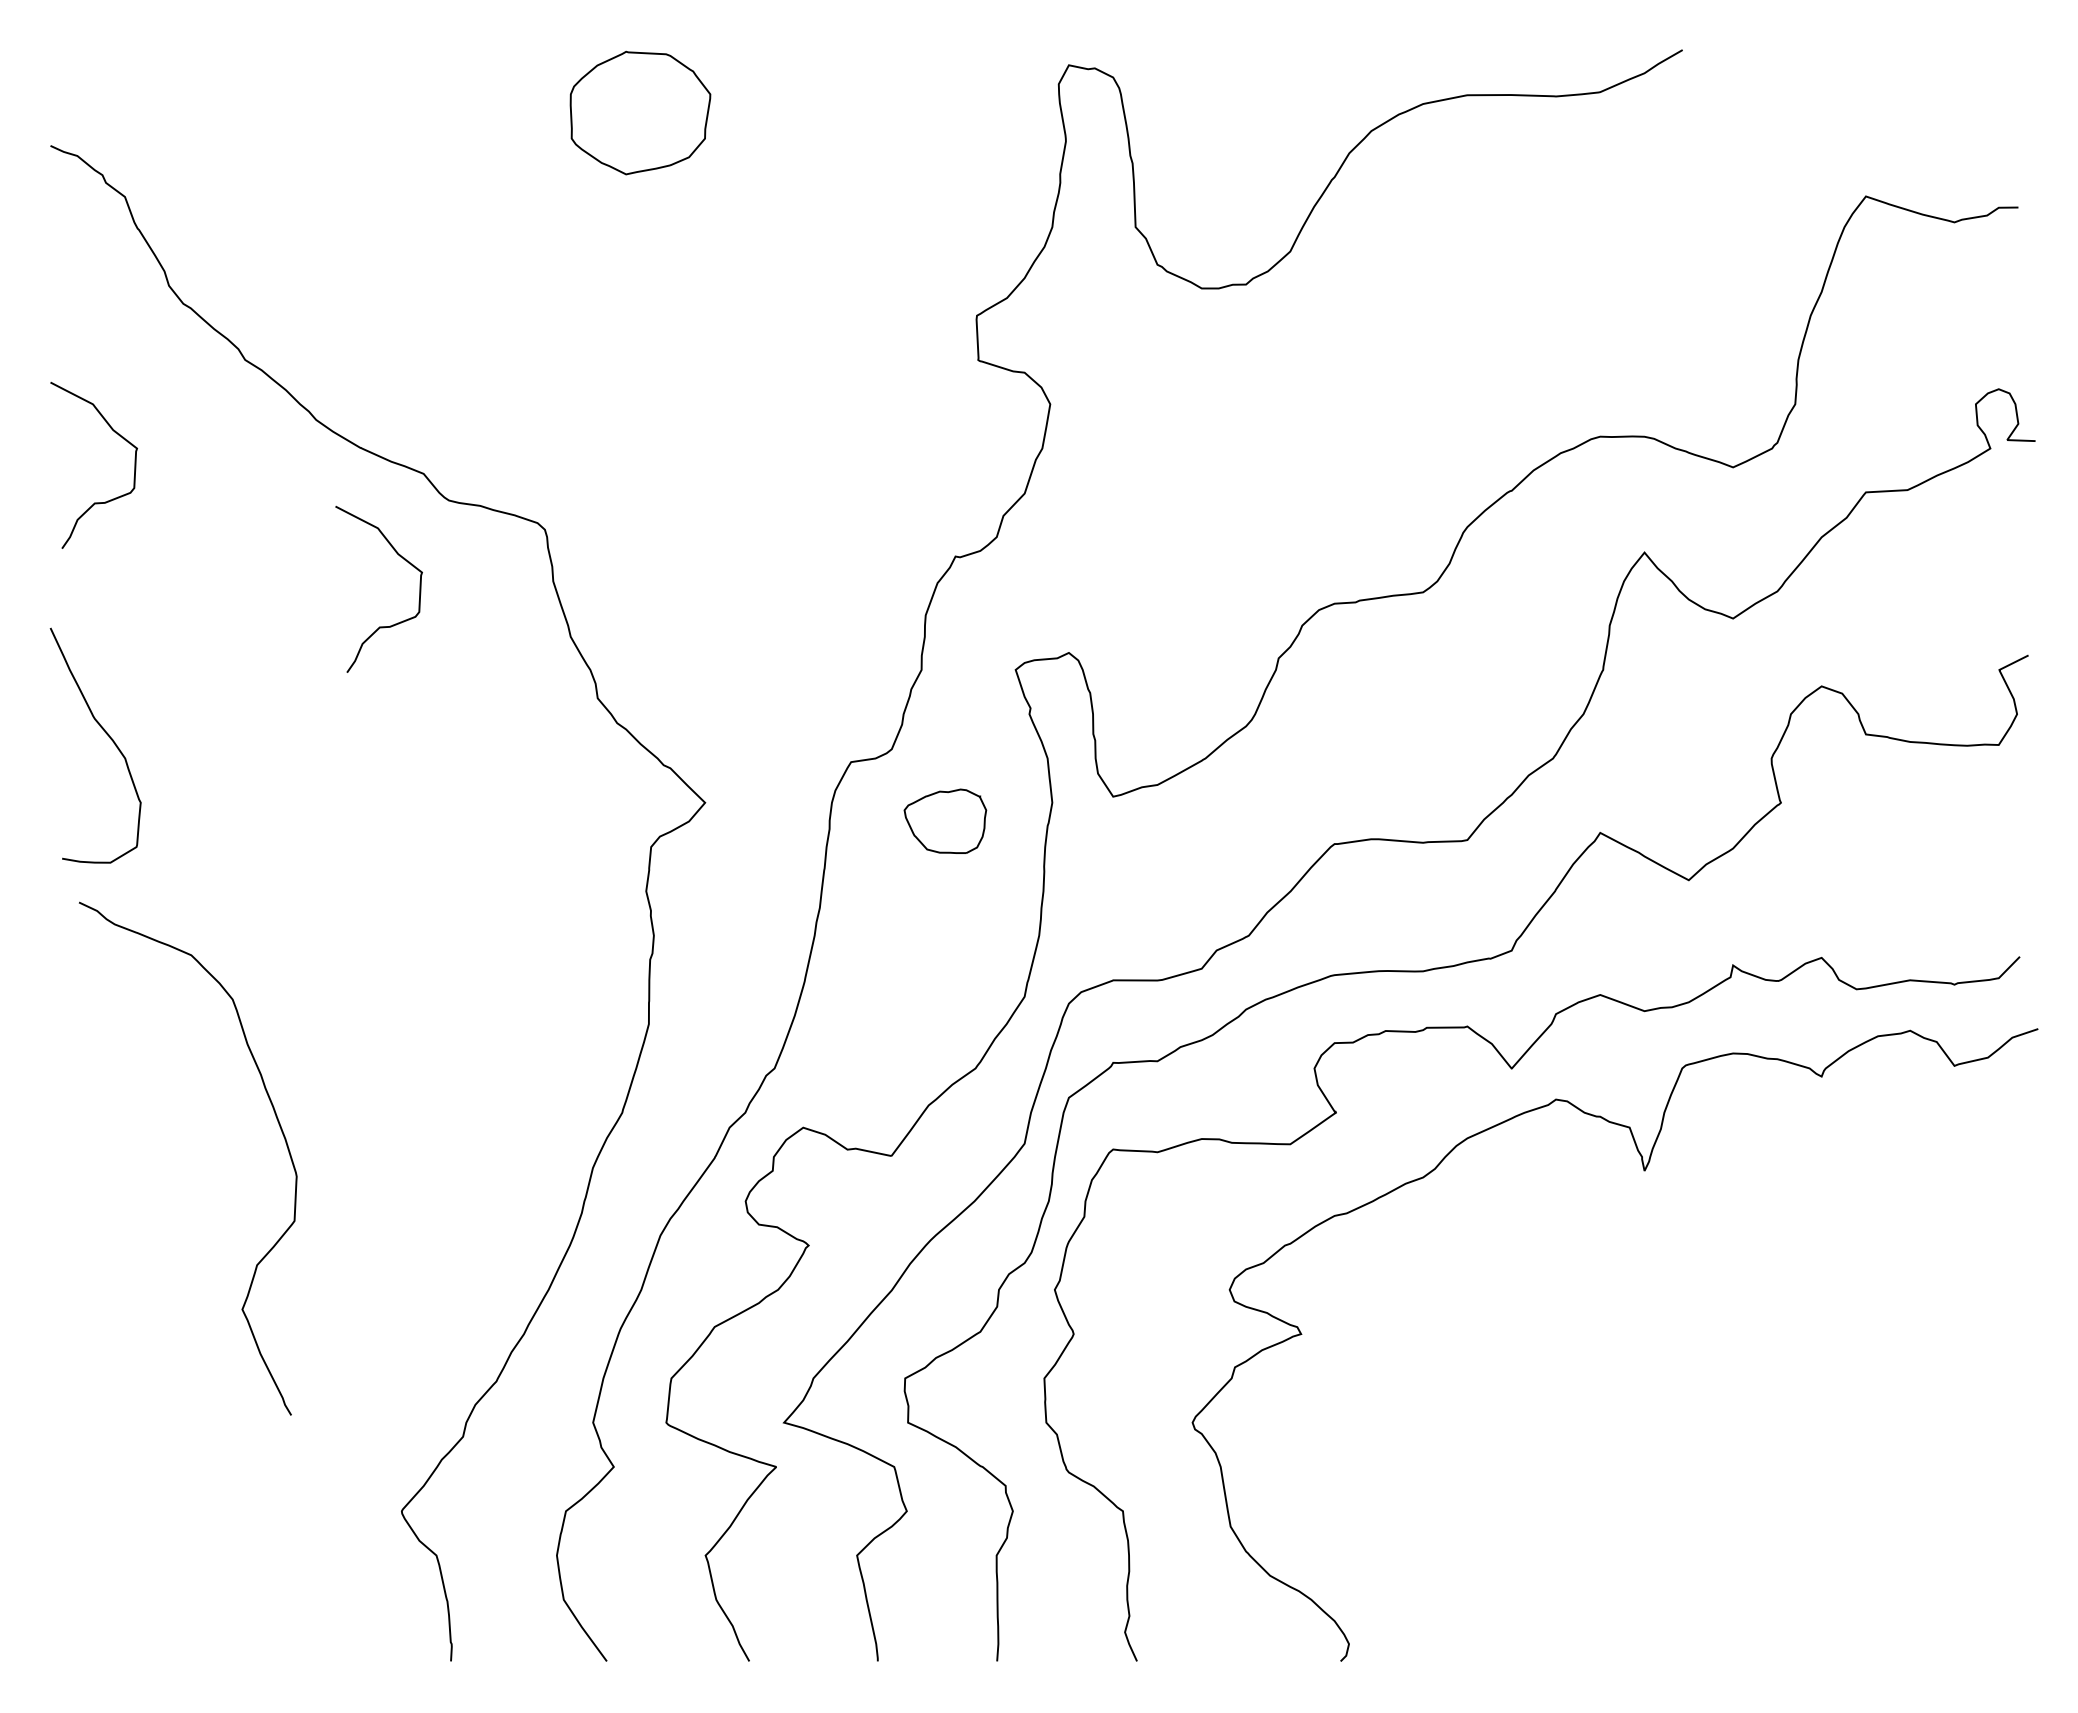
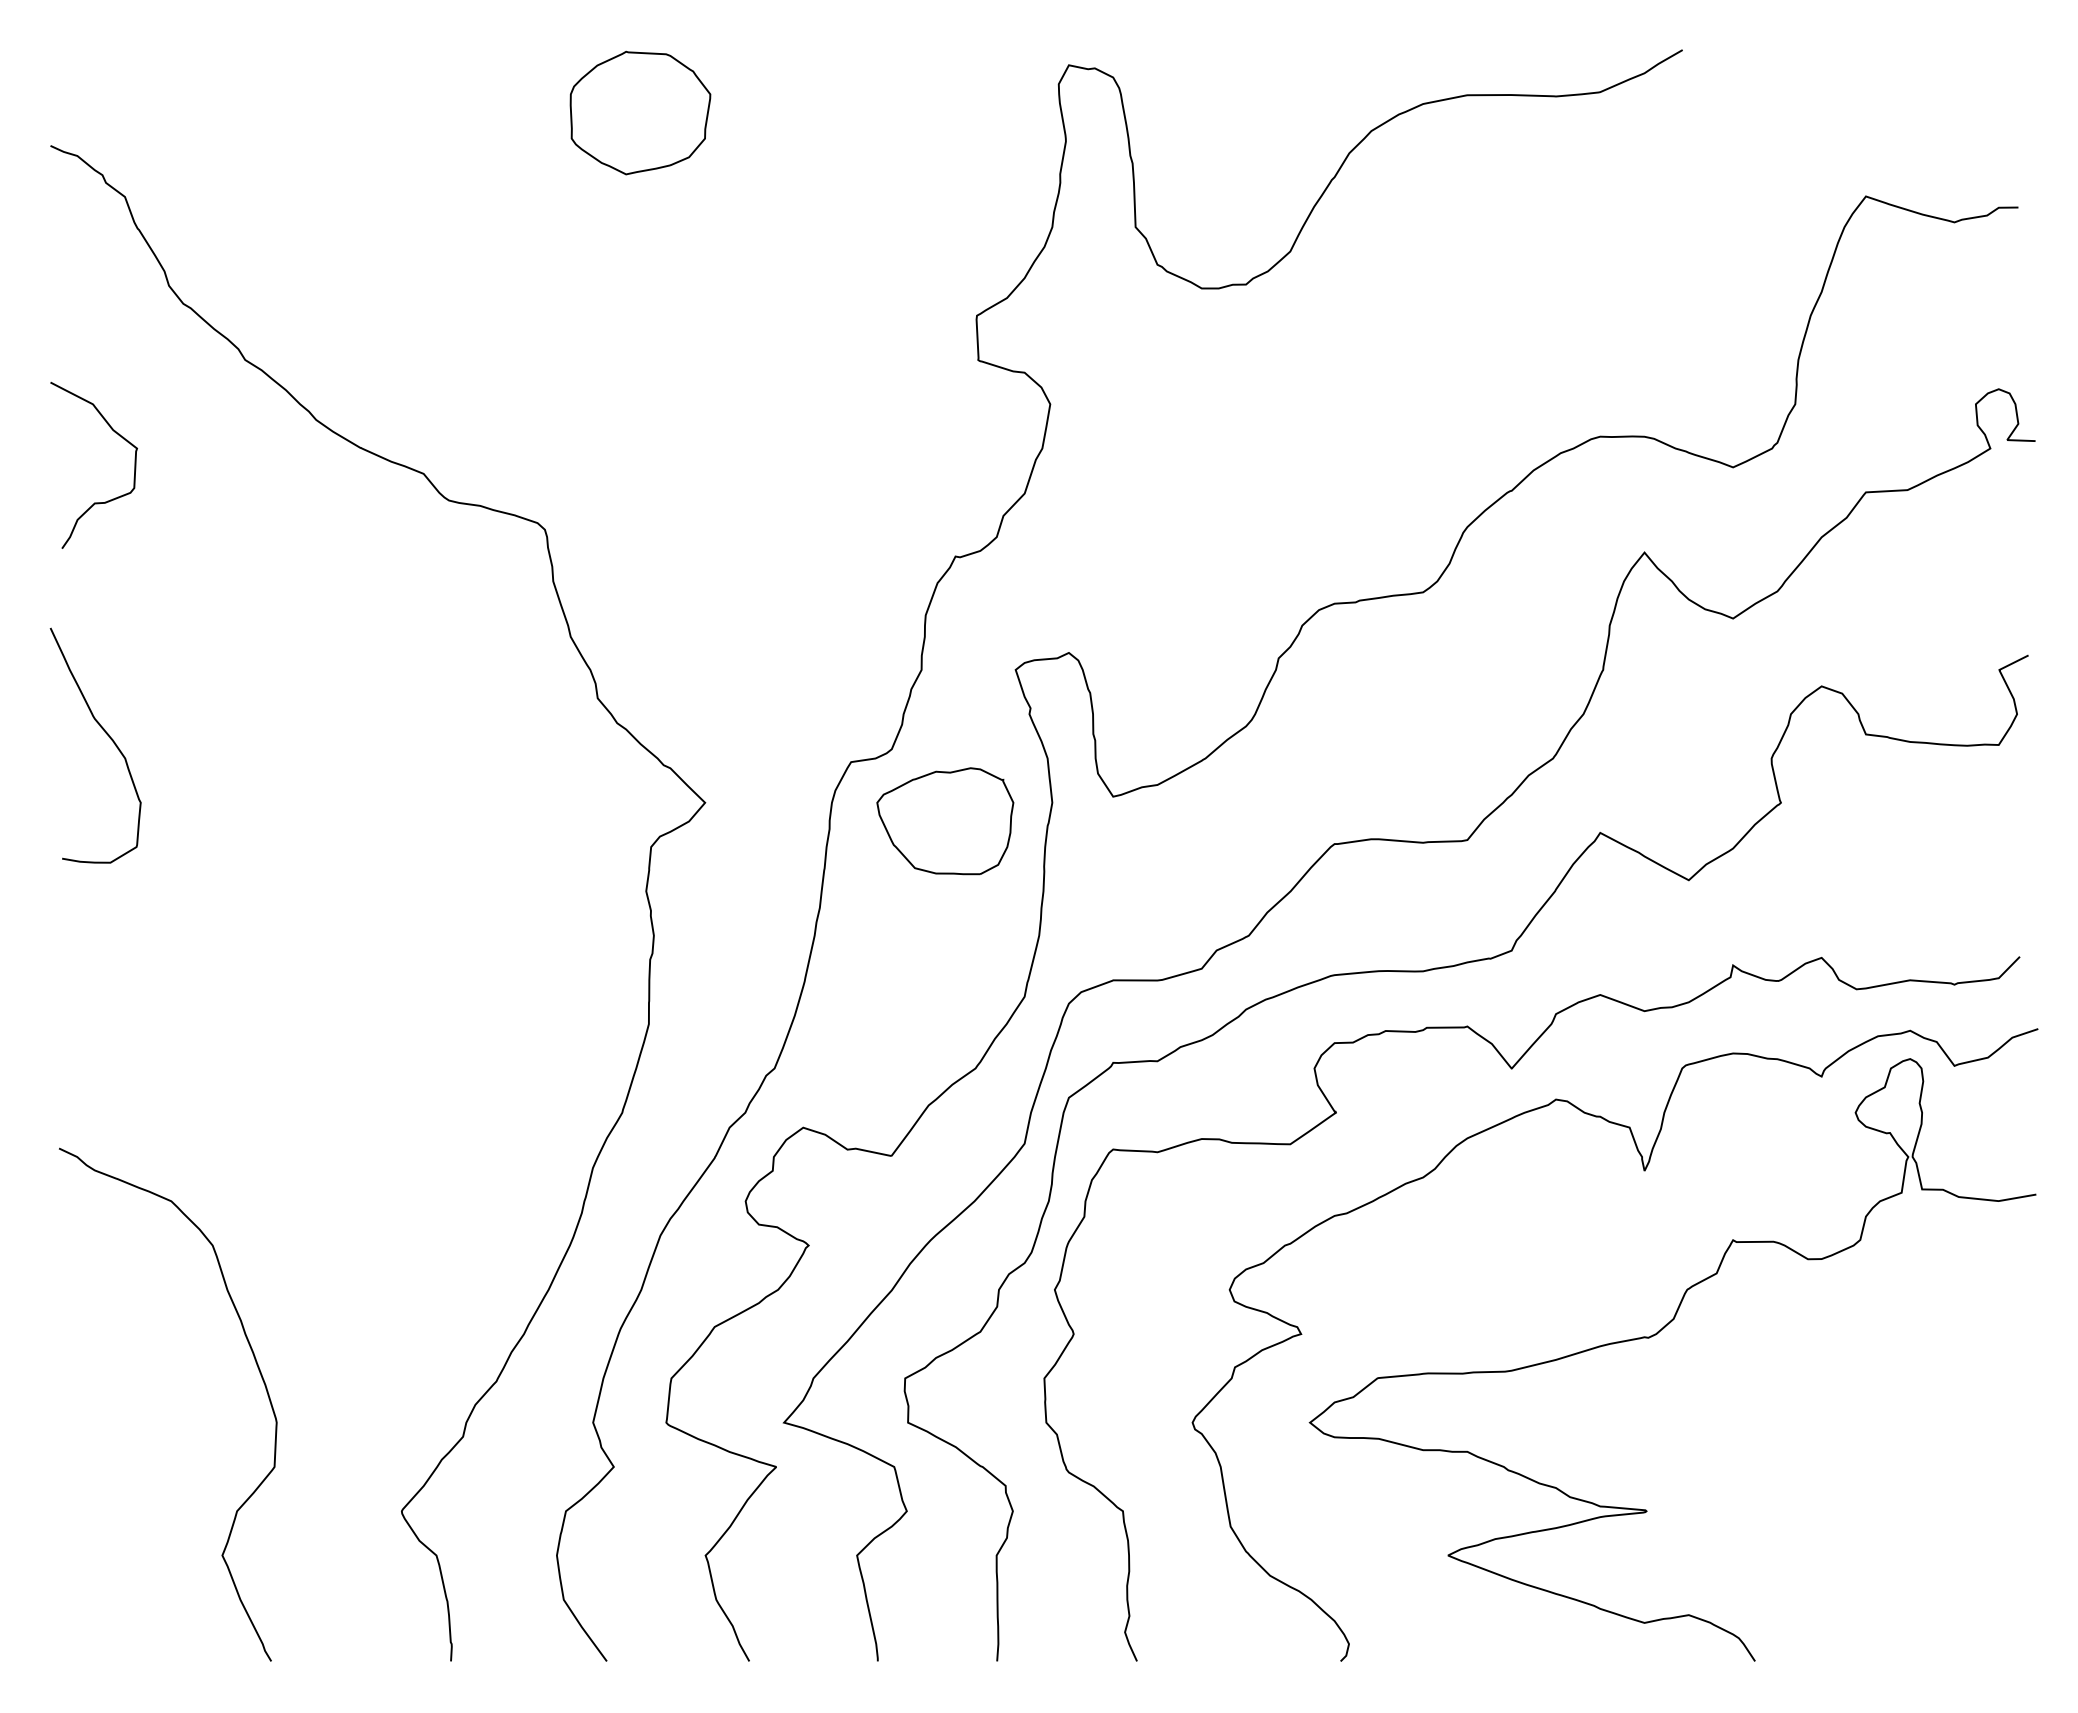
curve: present -> none (400, 557)
part size: 85x66 px -> 139x109 px (945, 821)
curve position: (279, 1127) -> (259, 1373) (259, 1373)
curve: none -> present (1657, 1334)
